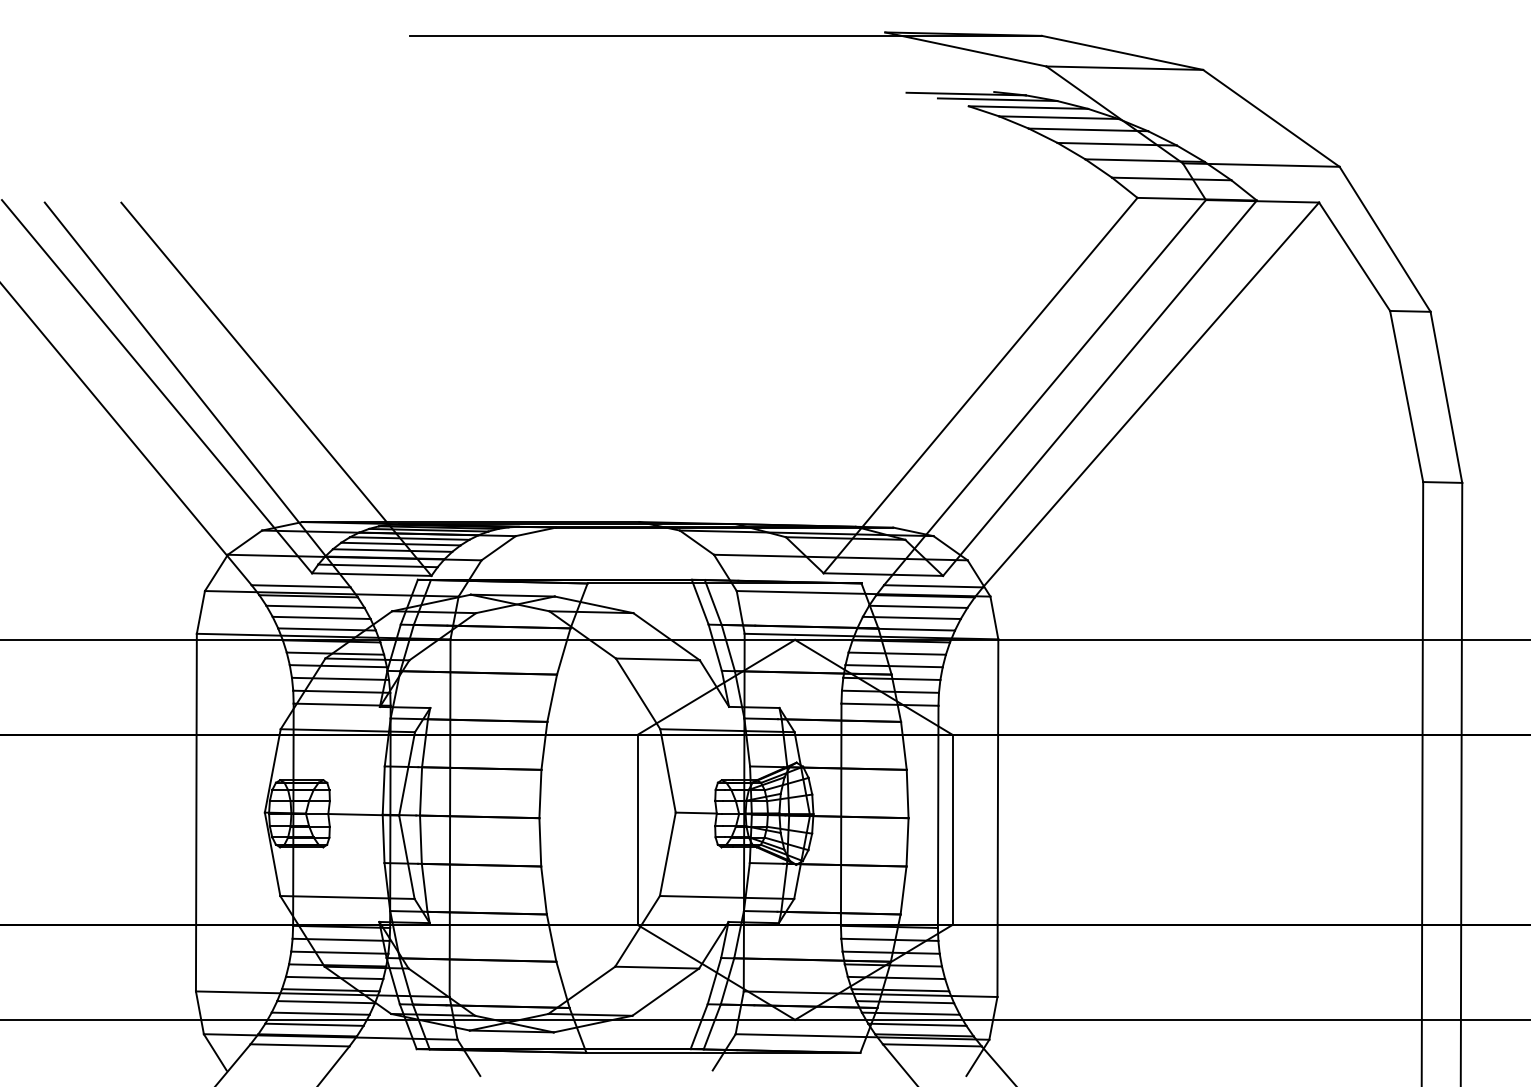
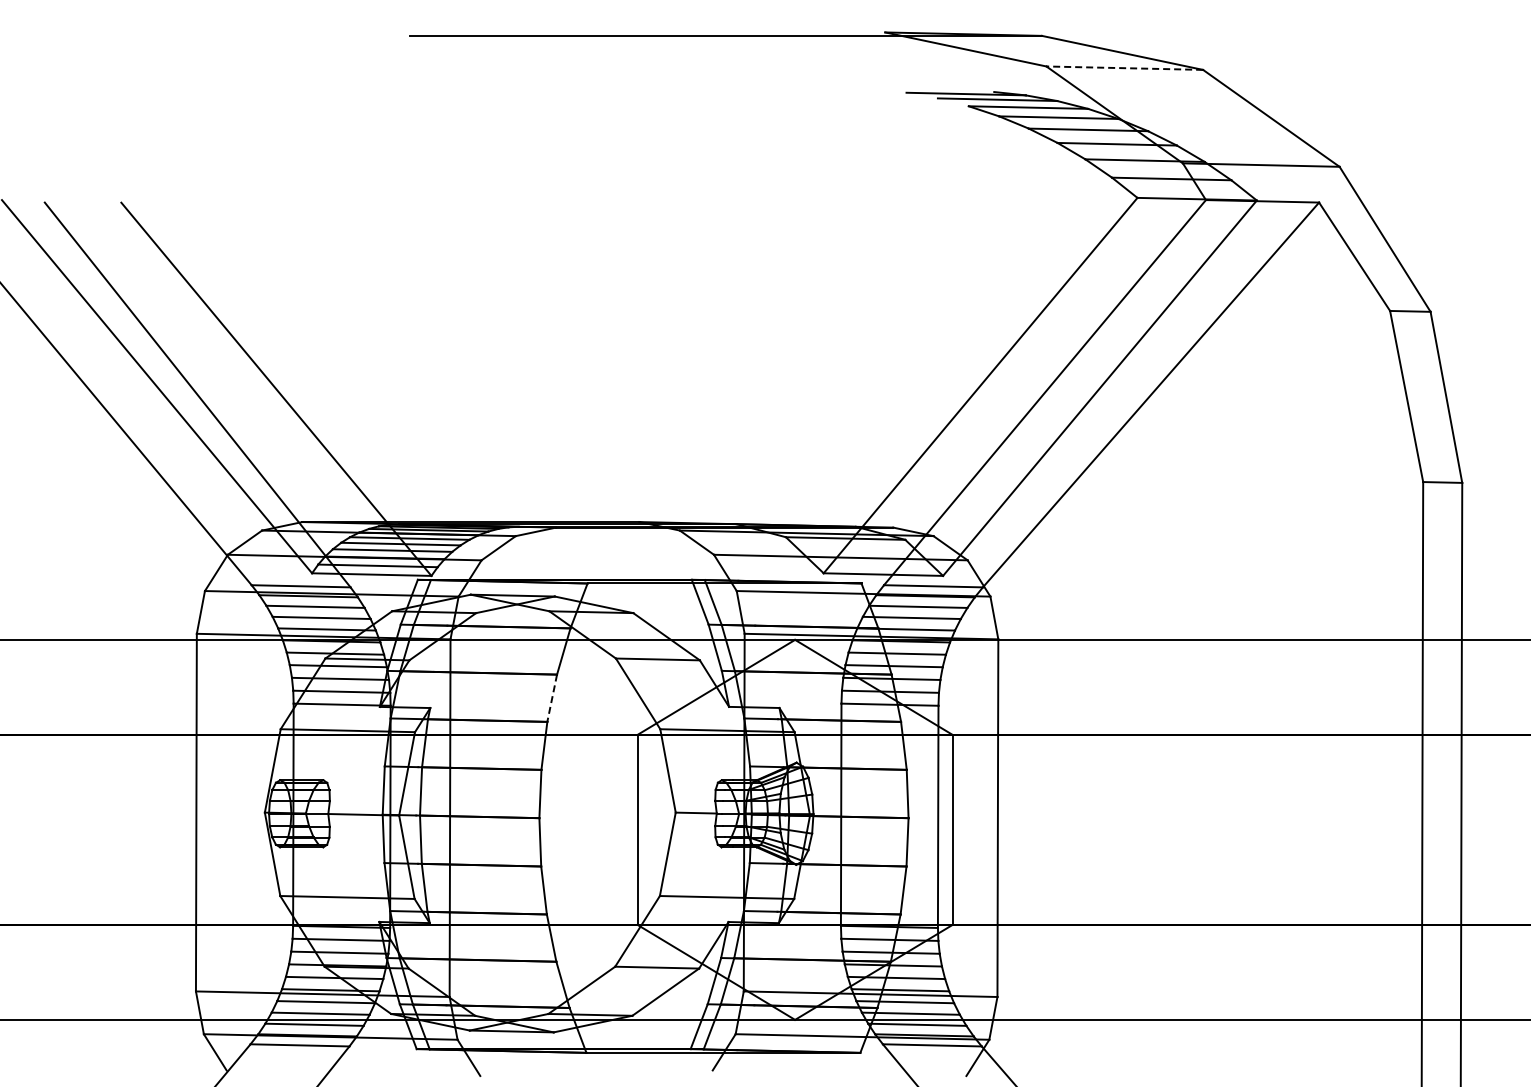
line: solid -> dashed (1124, 68)
line: solid -> dashed (552, 698)
